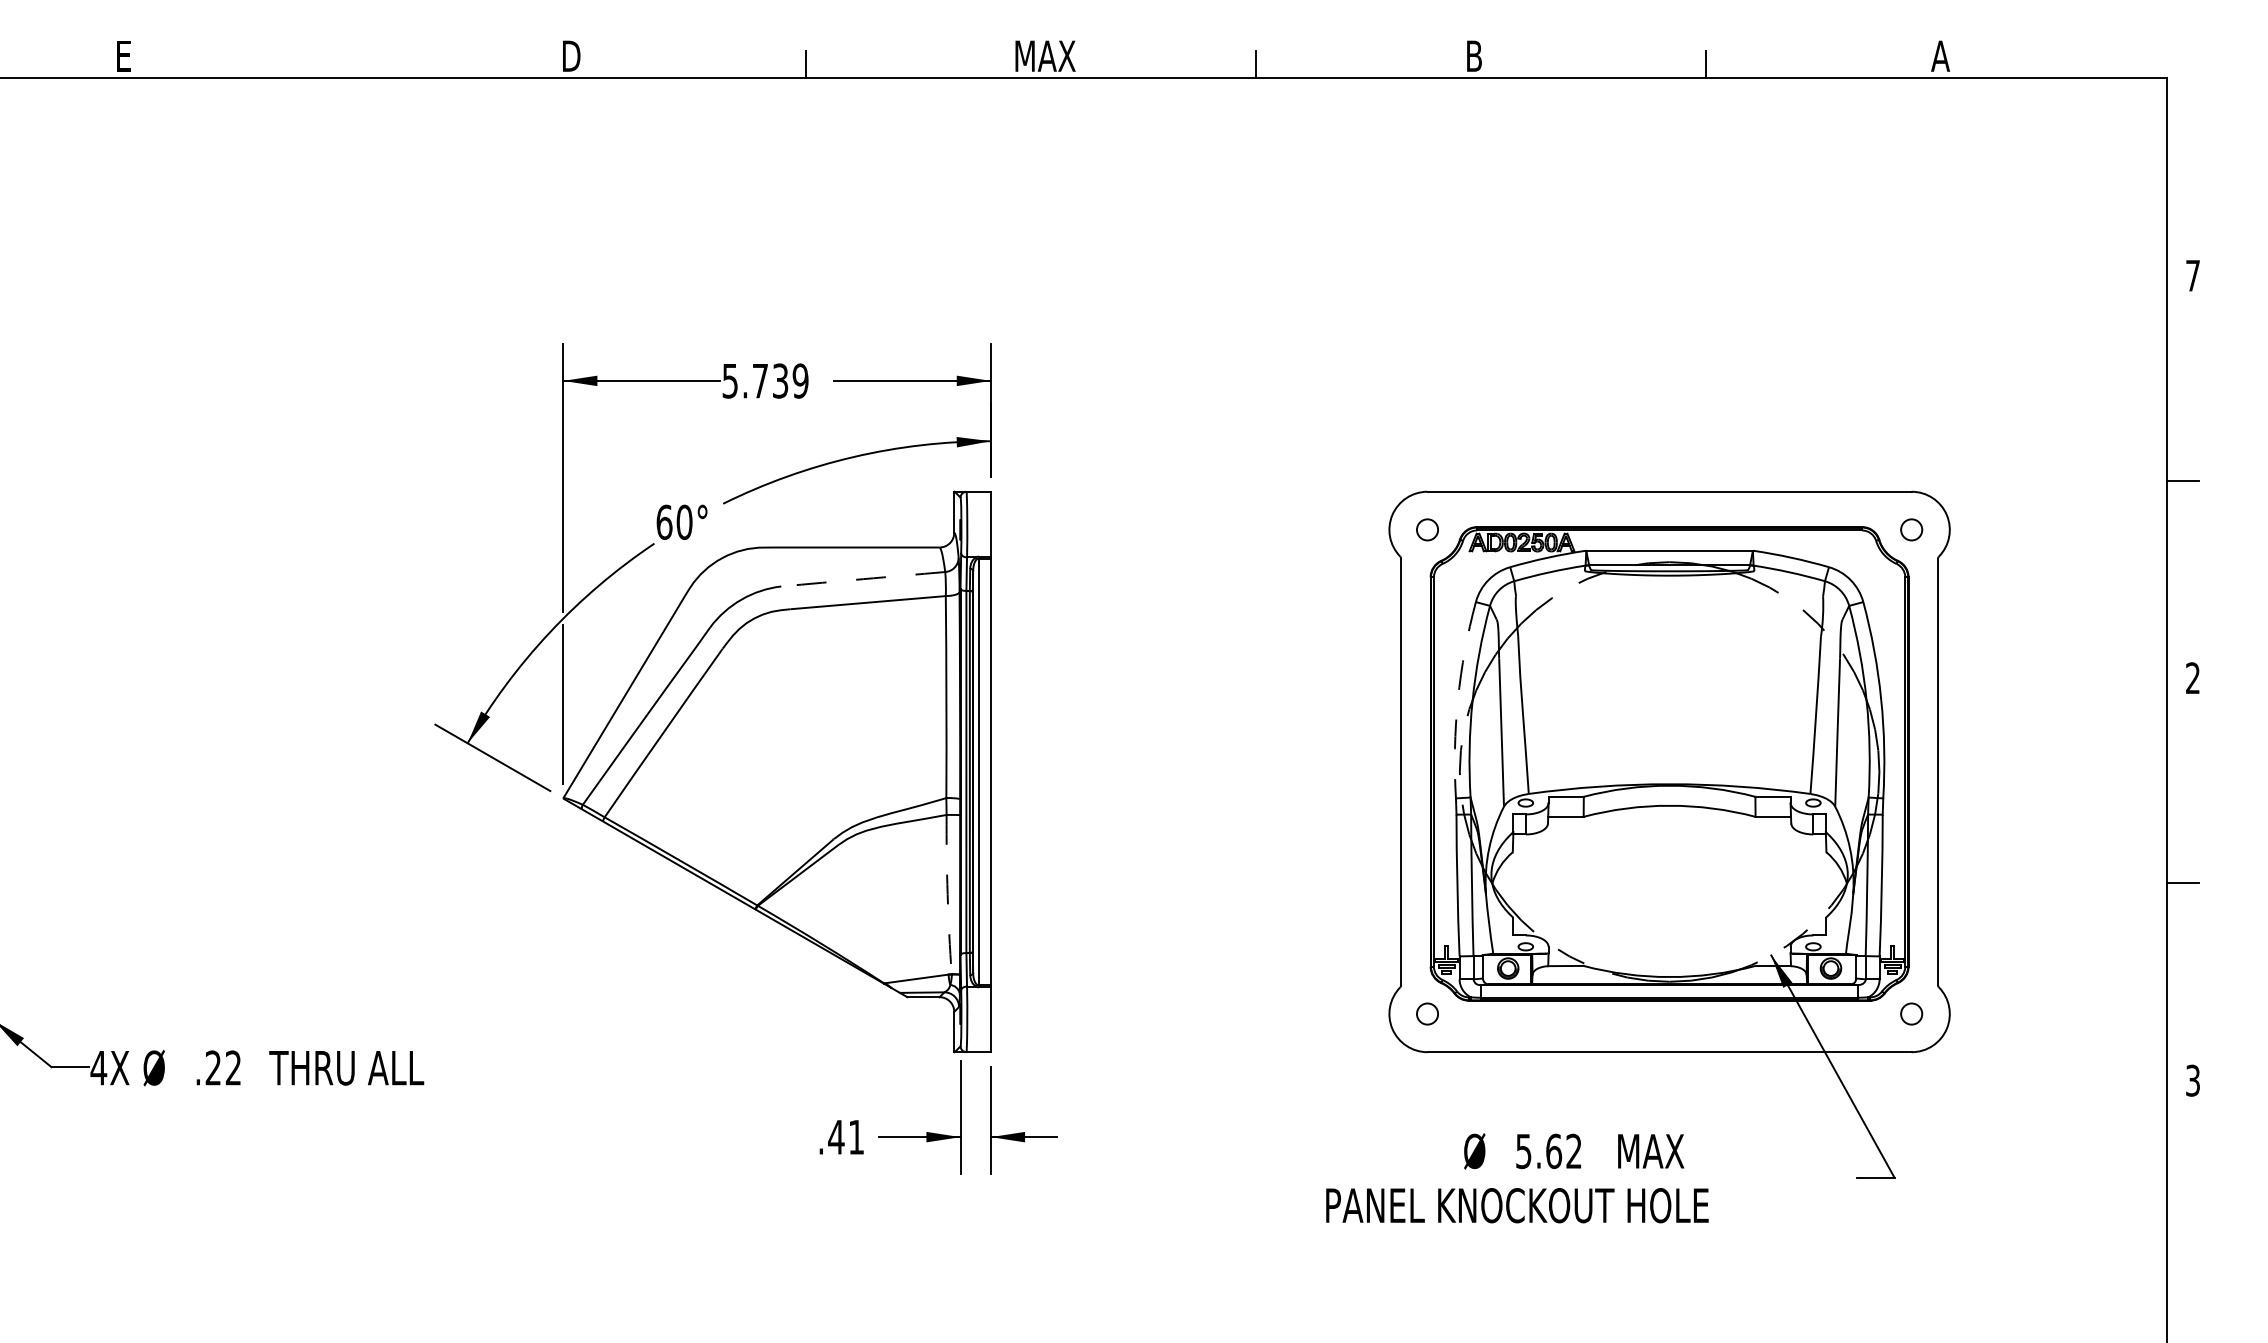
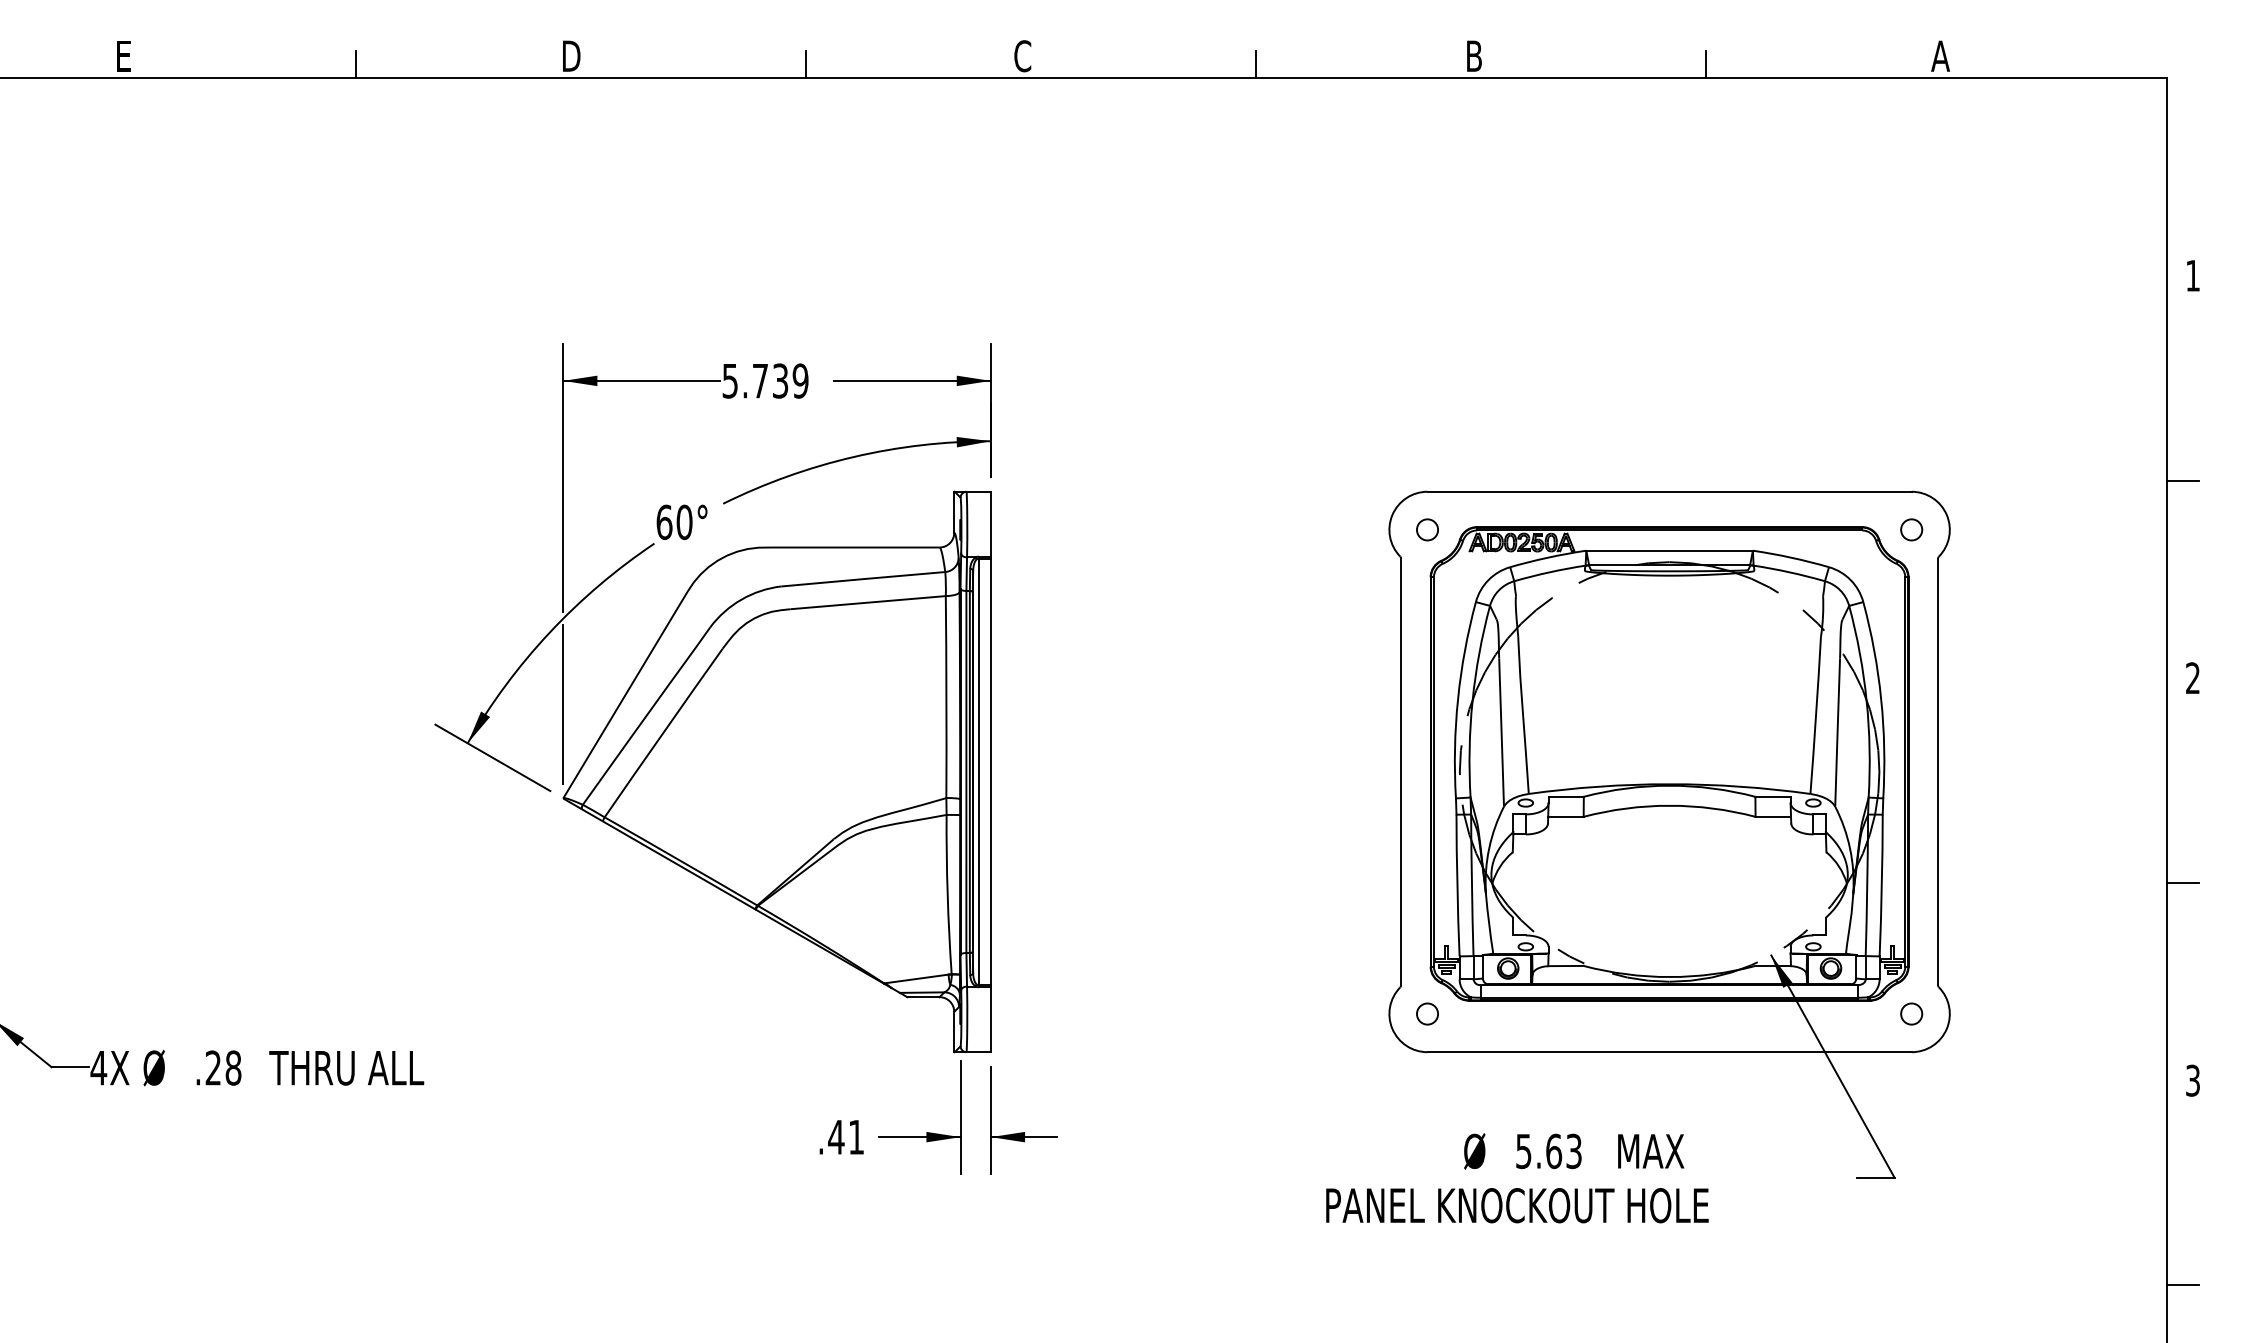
text: MAX -> C (1044, 56)
line: none -> present (355, 64)
text: 7 -> 1 (2192, 275)
arc: dashed -> solid (863, 579)
arc: dashed -> solid (1458, 699)
arc: dashed -> solid (947, 894)
text: .22 -> .28 (233, 1067)
text: 5.62 -> 5.63 (1573, 1151)
line: none -> present (2183, 1285)
